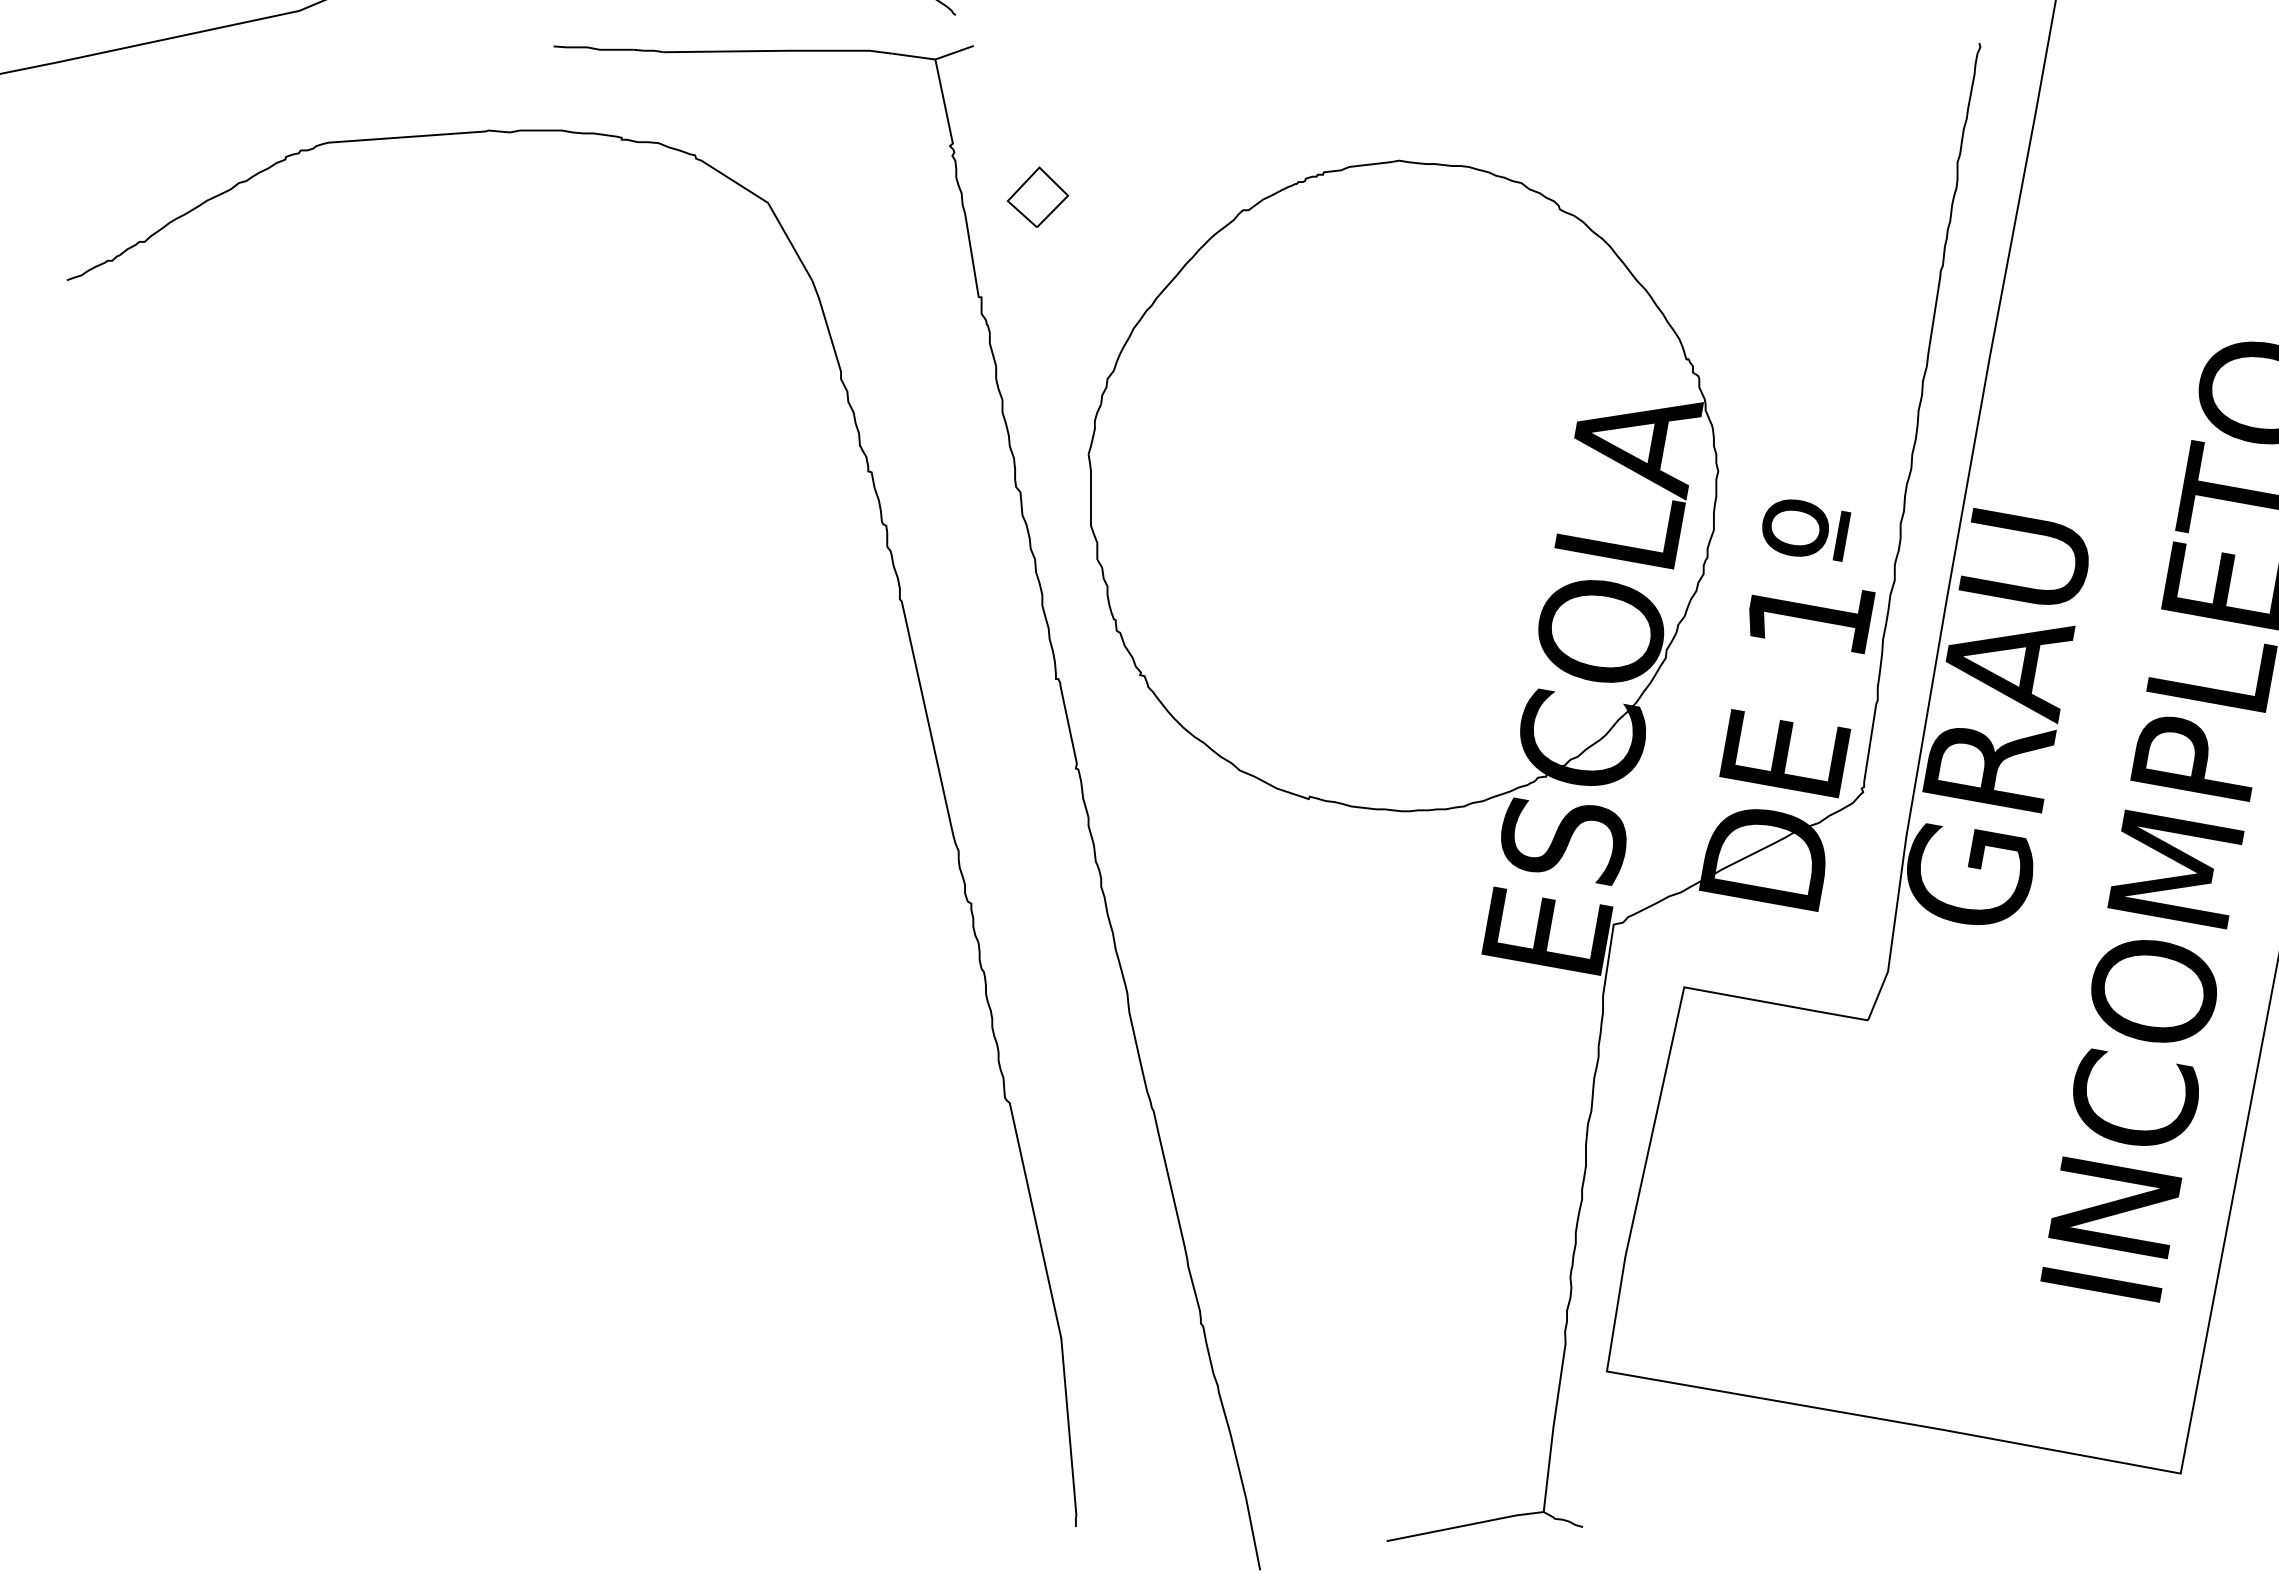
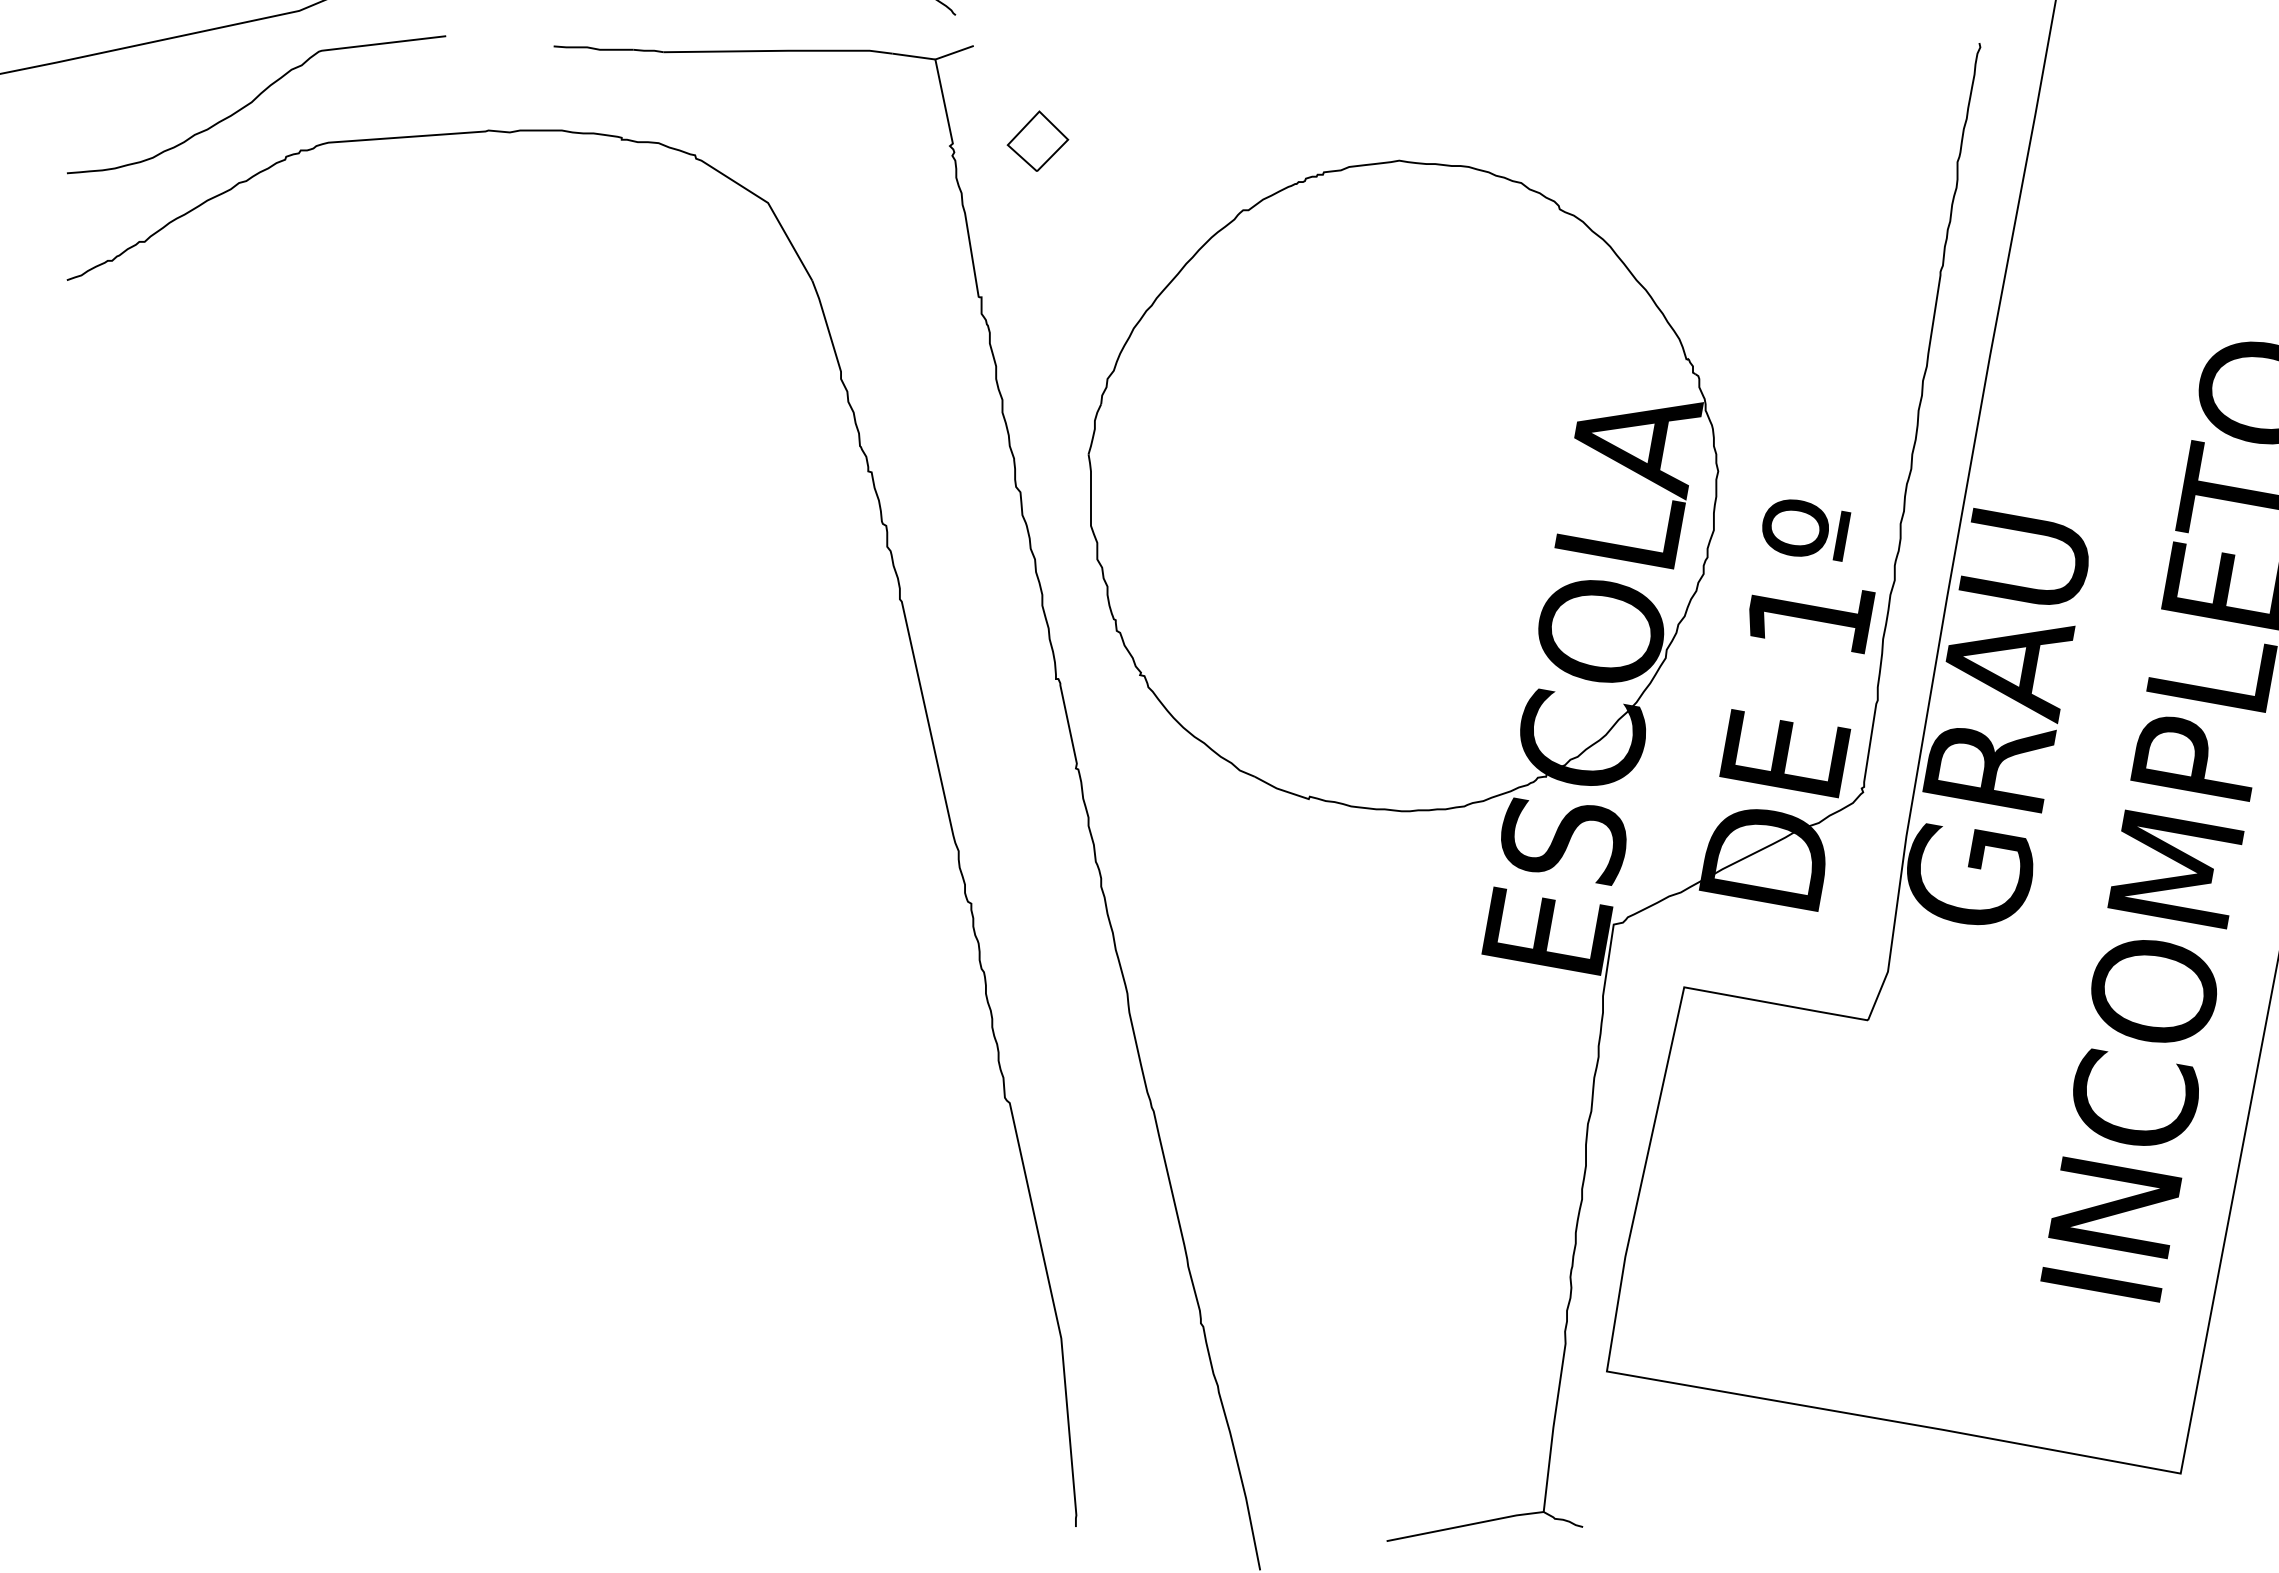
curve: none -> present (255, 100)
part position: (1037, 196) -> (1037, 140) (1037, 140)
